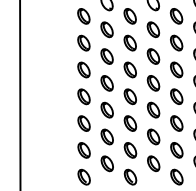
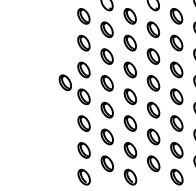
part: none -> present (64, 82)
line: present -> none (20, 94)
